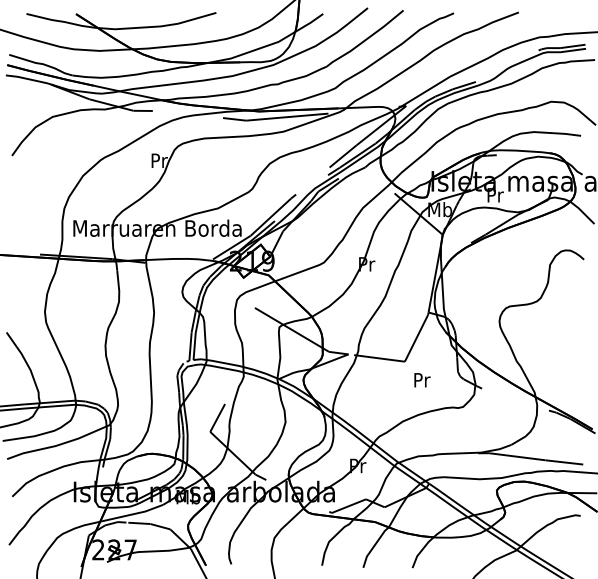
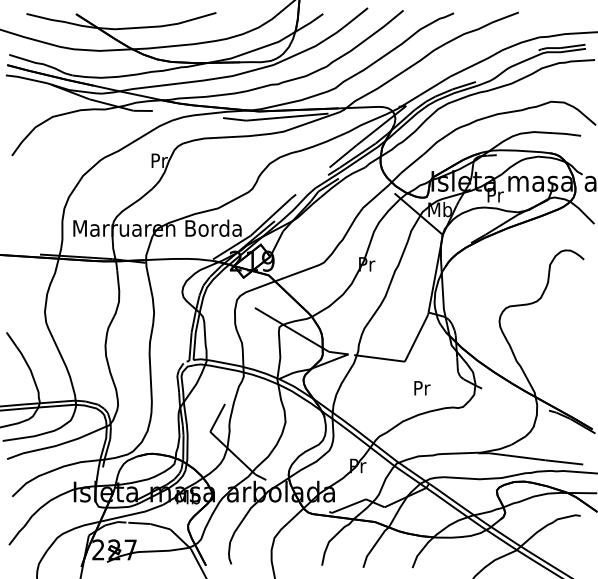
text position: (422, 380) -> (422, 388) (422, 388)
